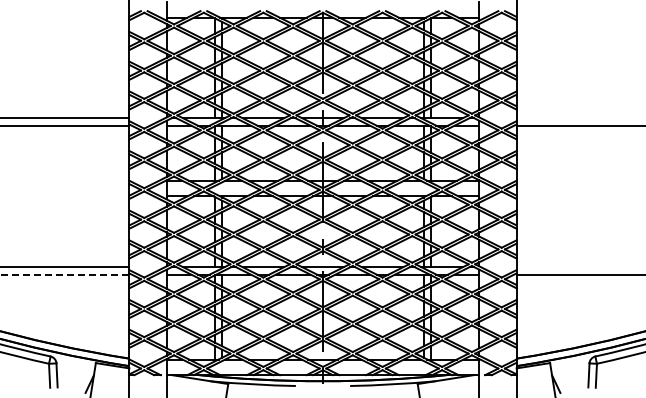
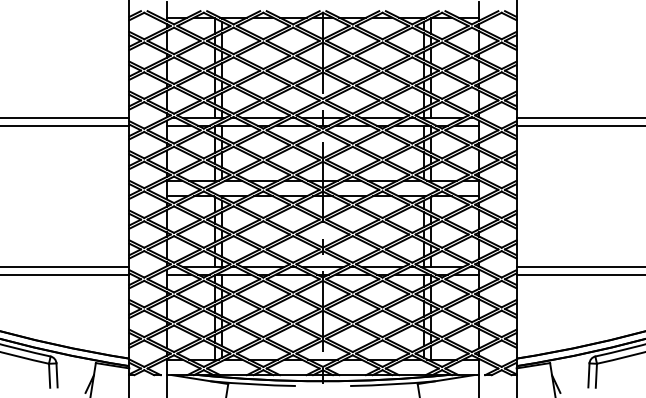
line: none -> present (579, 118)
line: none -> present (579, 267)
line: dashed -> solid (65, 274)
